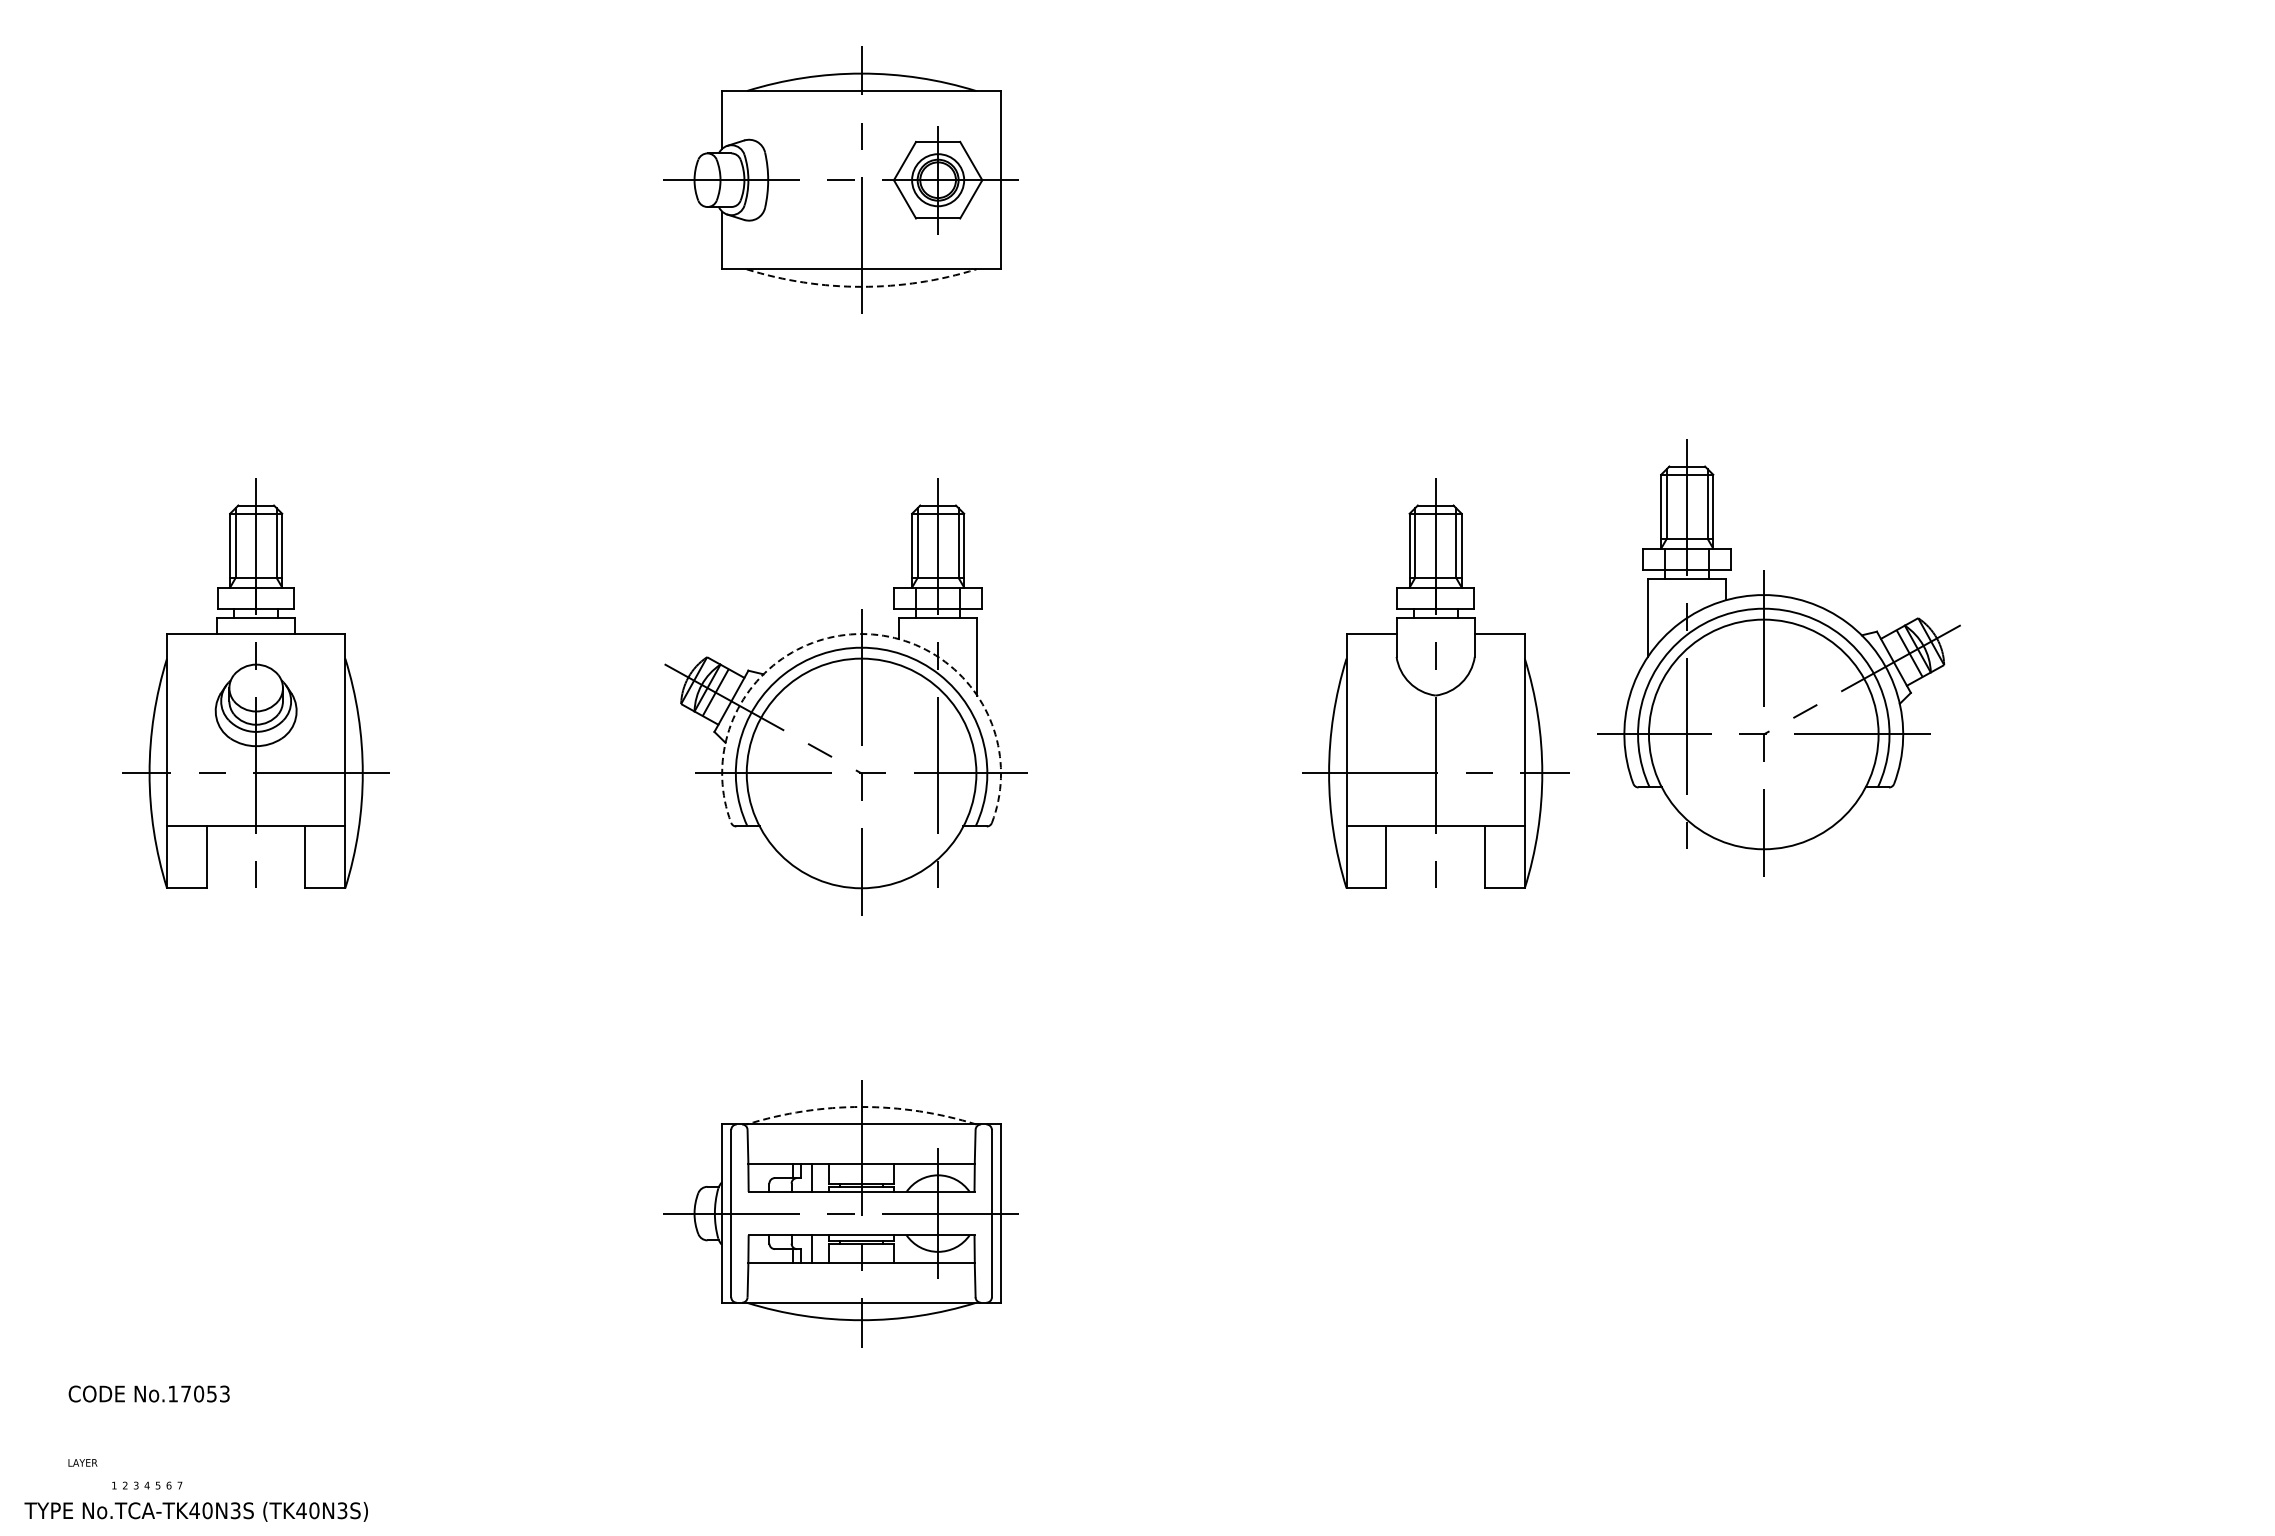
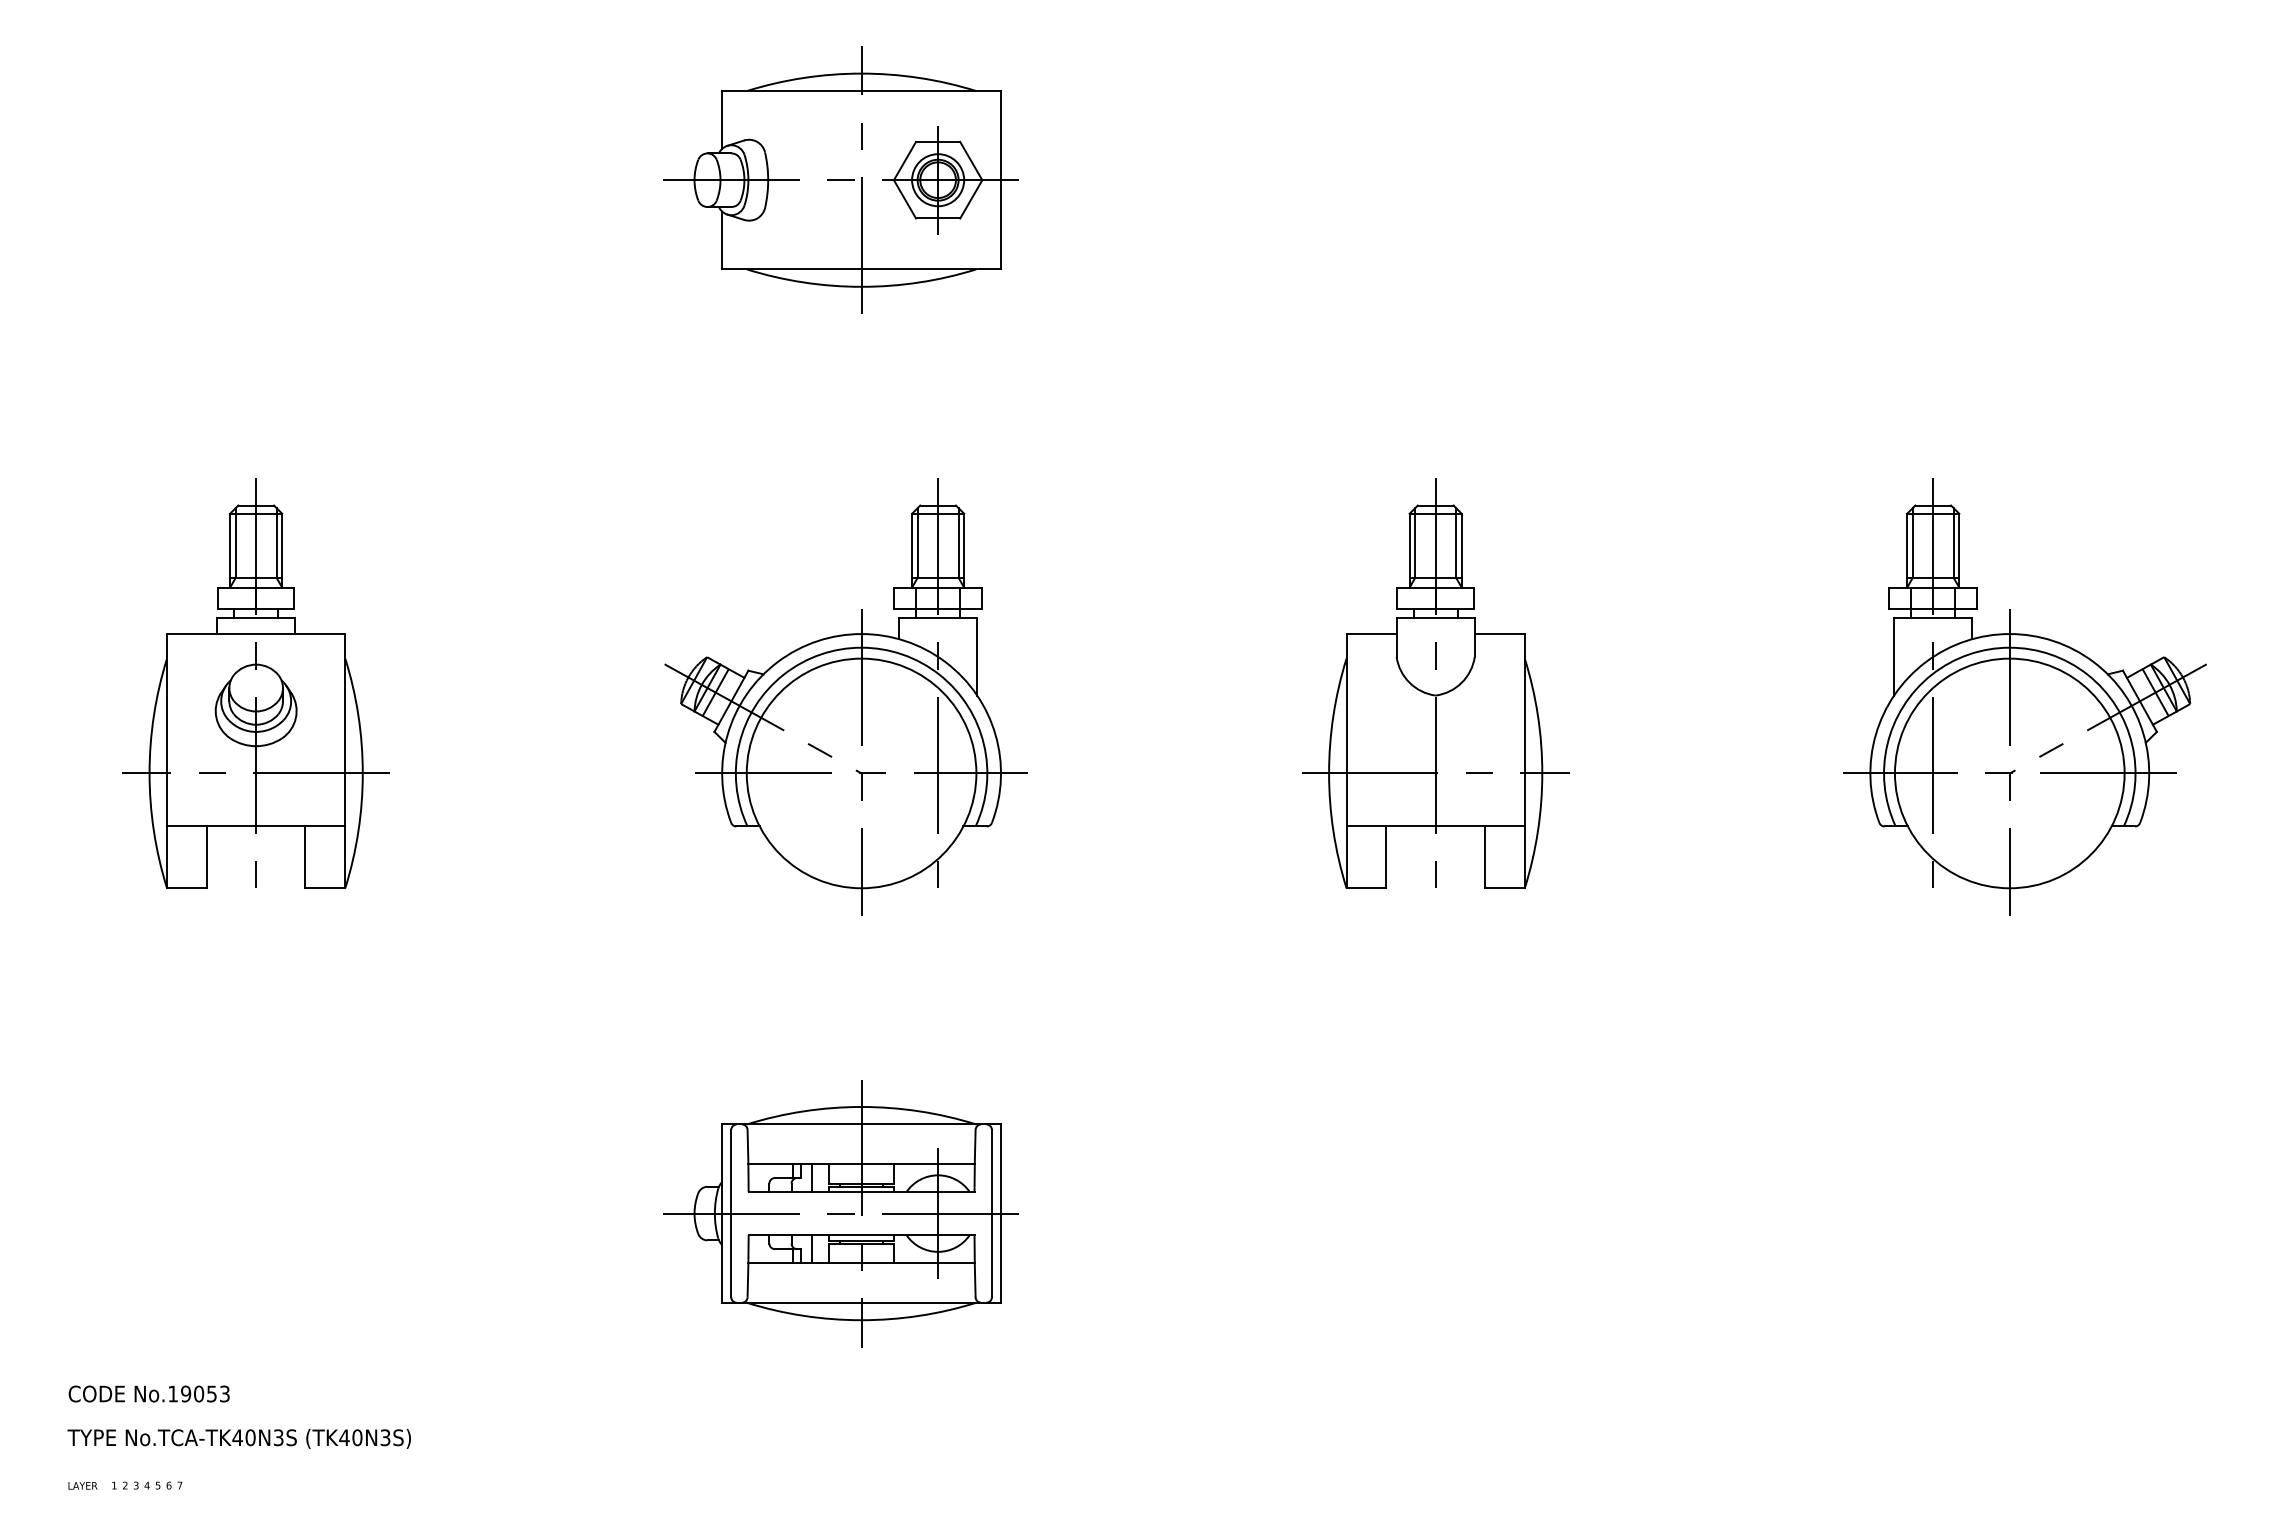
arc: dashed -> solid (861, 286)
arc: dashed -> solid (861, 634)
part position: (1778, 657) -> (2024, 696) (2024, 696)
arc: dashed -> solid (861, 1106)
text: No.17053 -> No.19053 (186, 1393)
text position: (82, 1462) -> (82, 1485) (82, 1485)
text position: (195, 1511) -> (238, 1438) (238, 1438)
